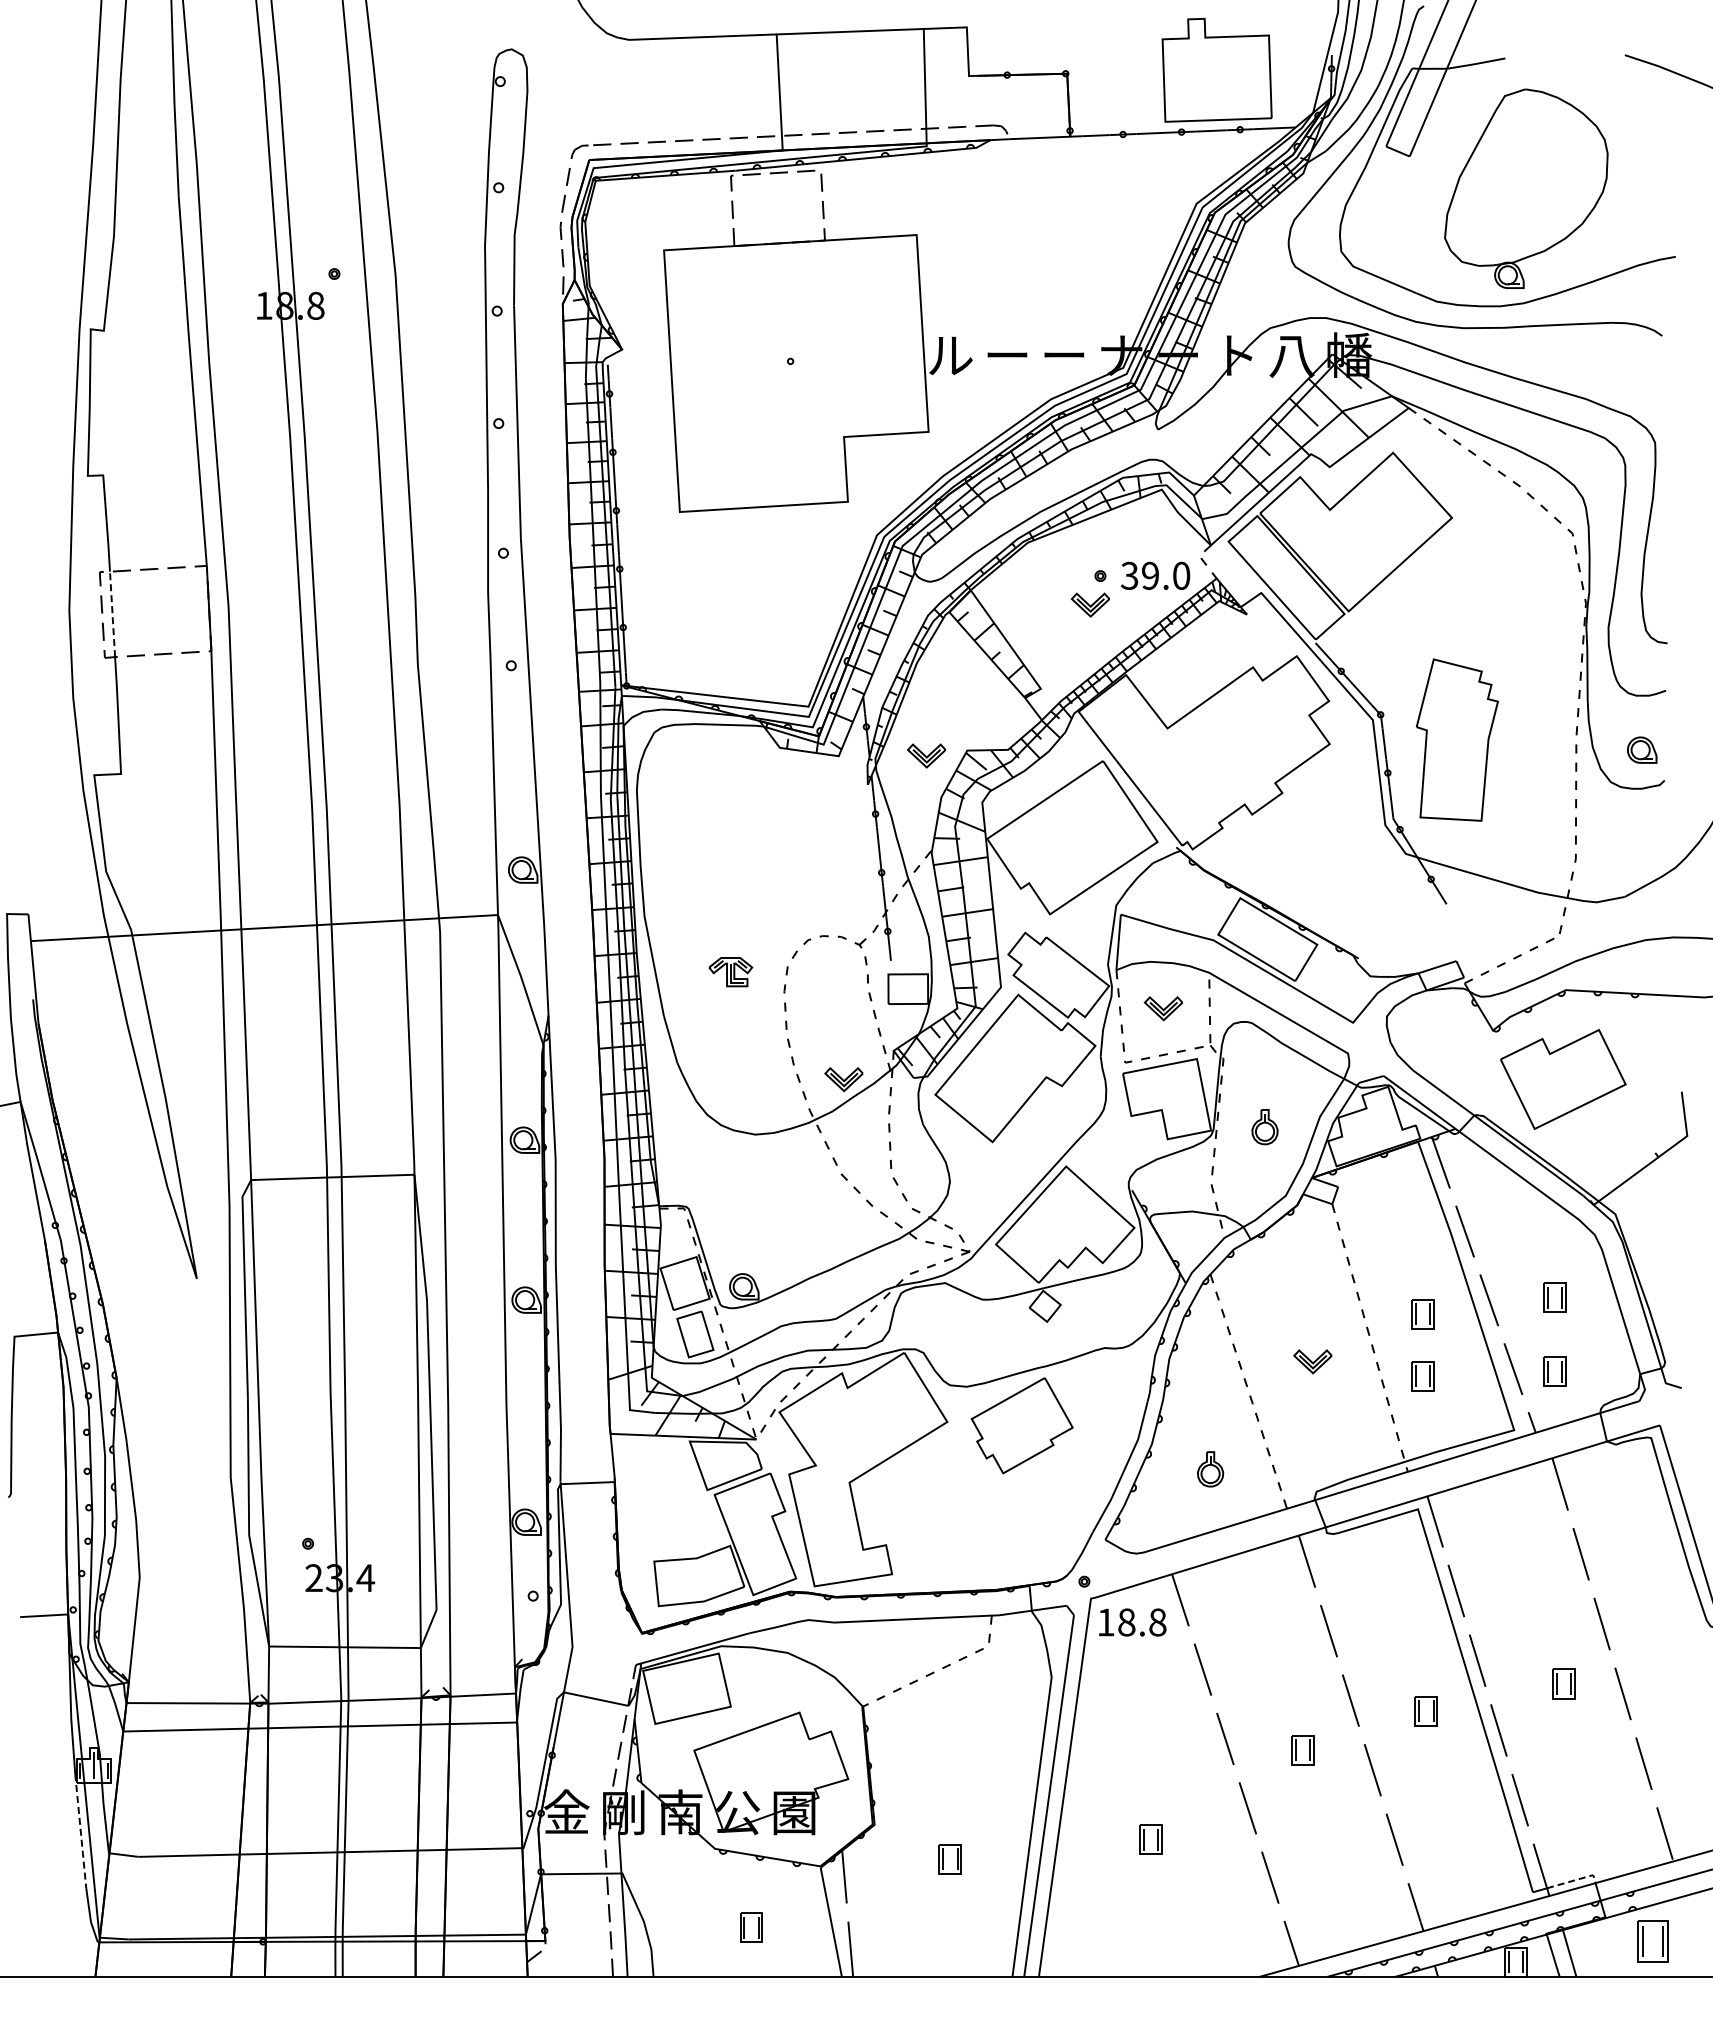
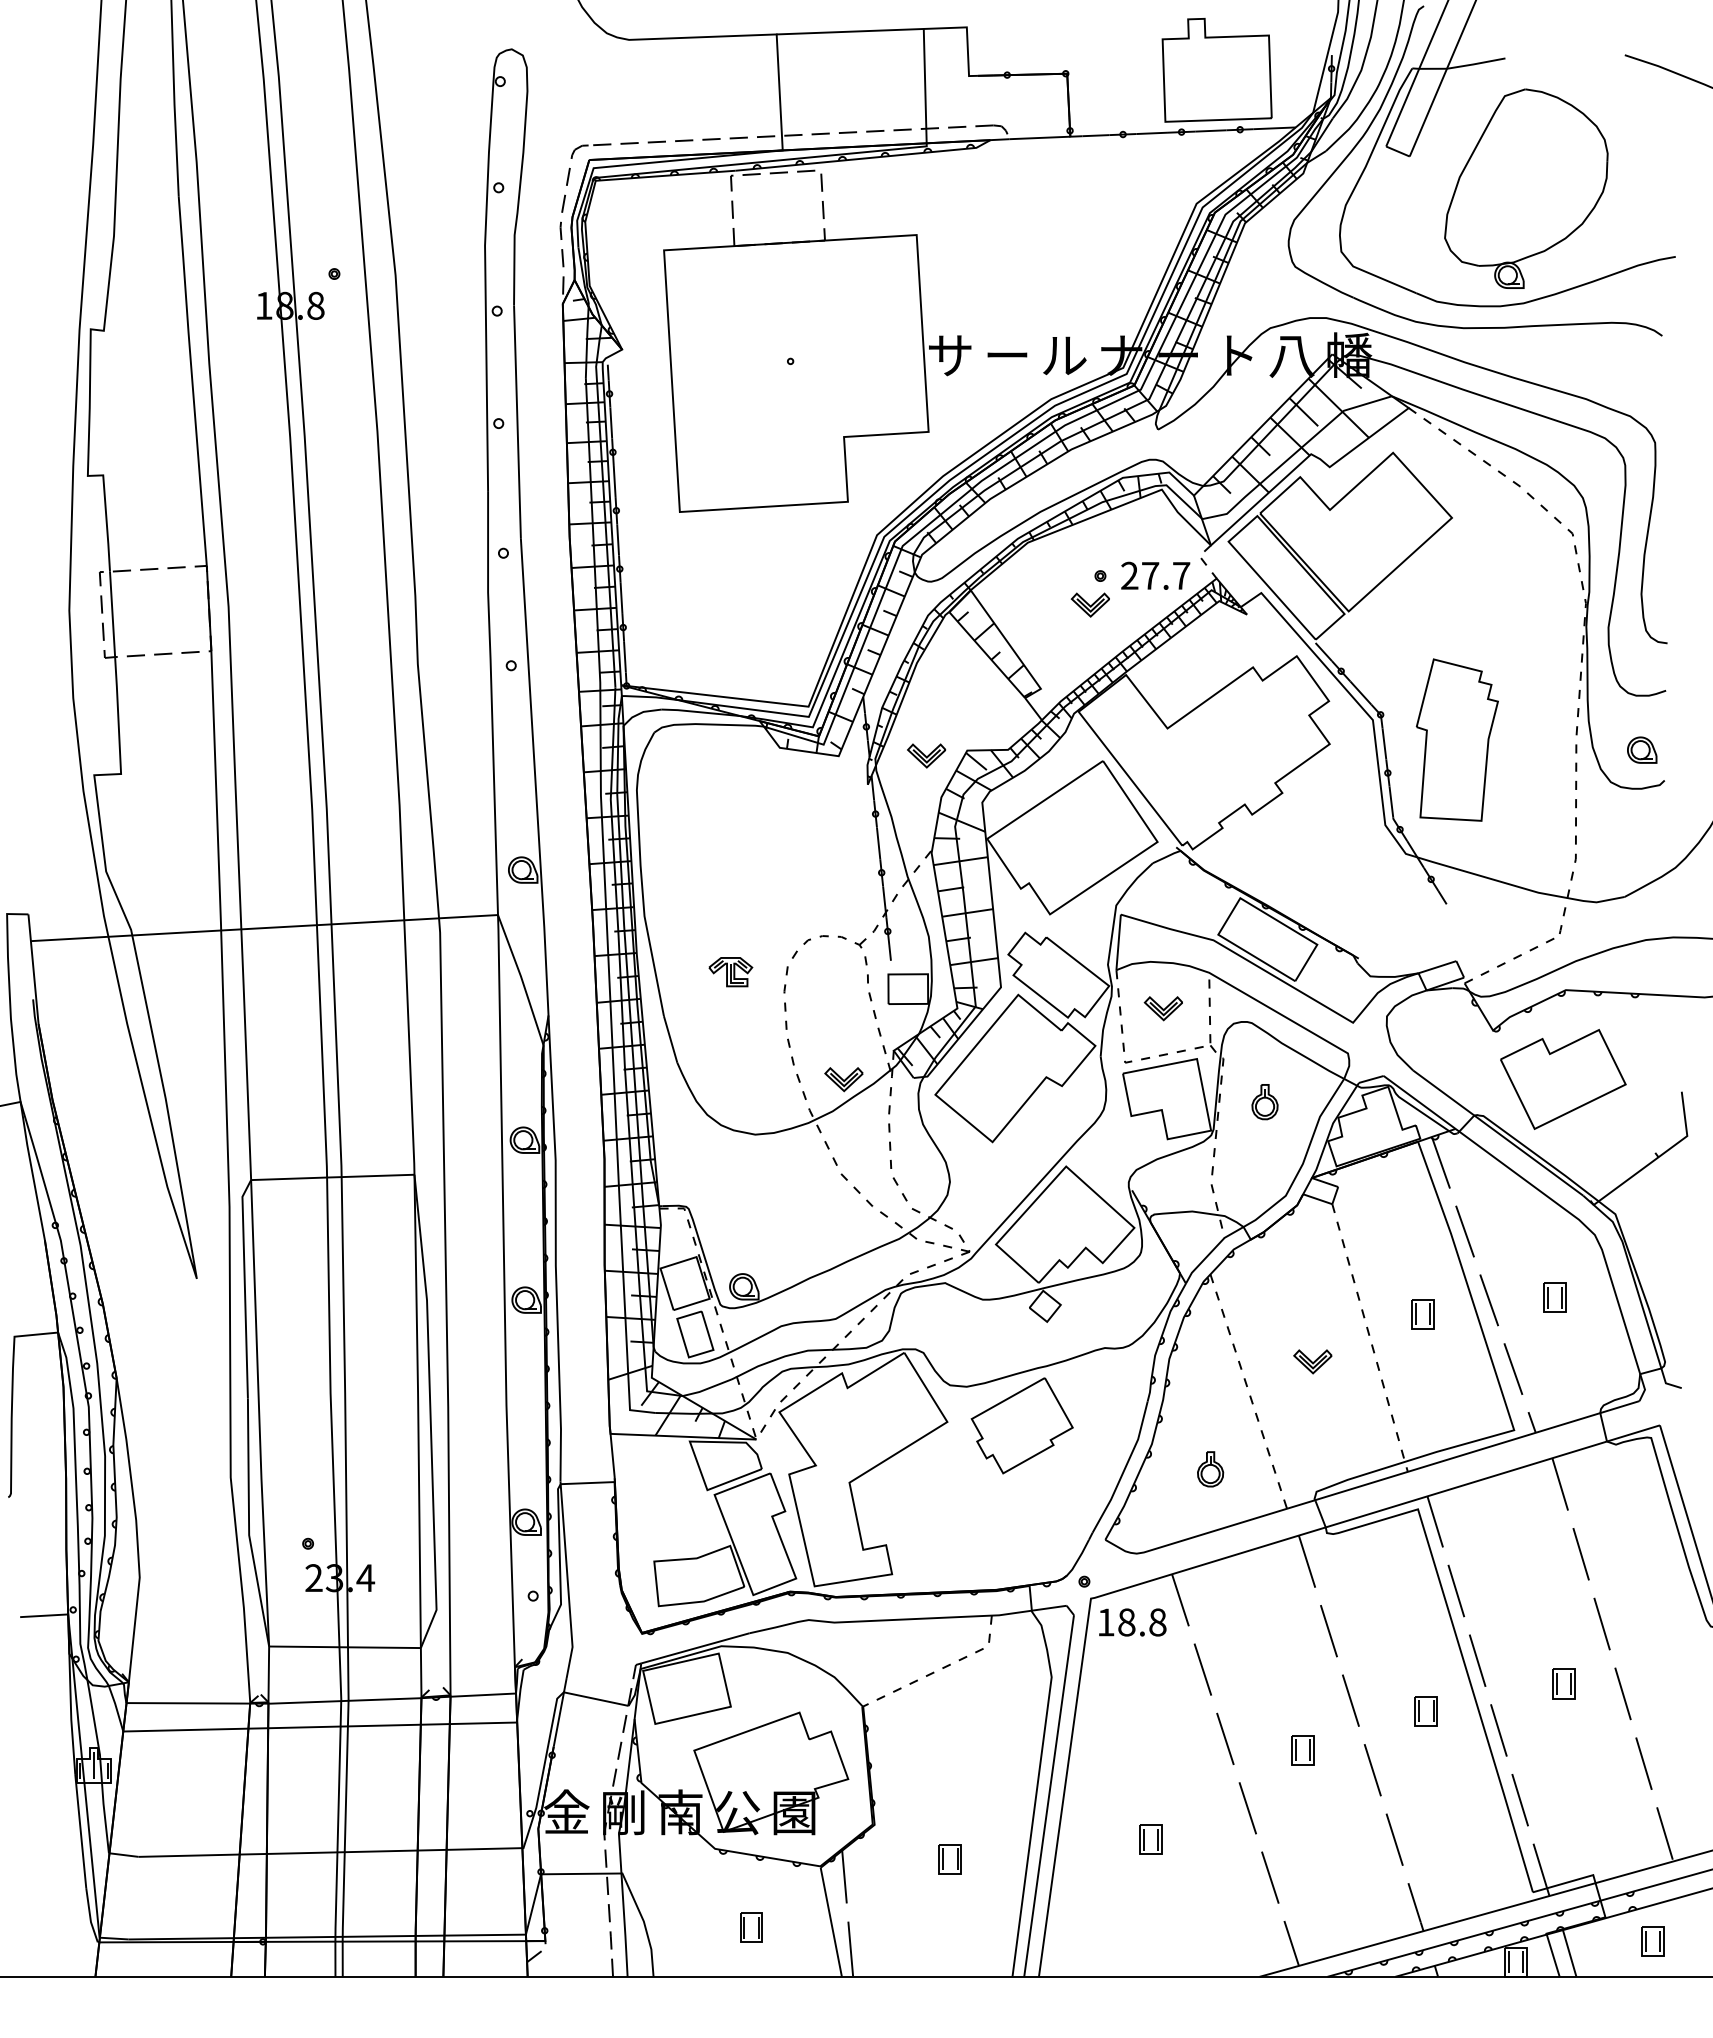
text: ル -> サ (950, 355)
text: ー -> ル (1064, 355)
text: 39.0 -> 27.7 (1155, 575)
line: dashed -> solid (112, 614)
part position: (1264, 1127) -> (1264, 1102) (1264, 1102)
part: present -> none (1554, 1371)
part: present -> none (1422, 1376)
line: dashed -> solid (80, 1831)
line: dashed -> solid (1575, 1880)
part size: 32x43 px -> 24x31 px (1652, 1941)
